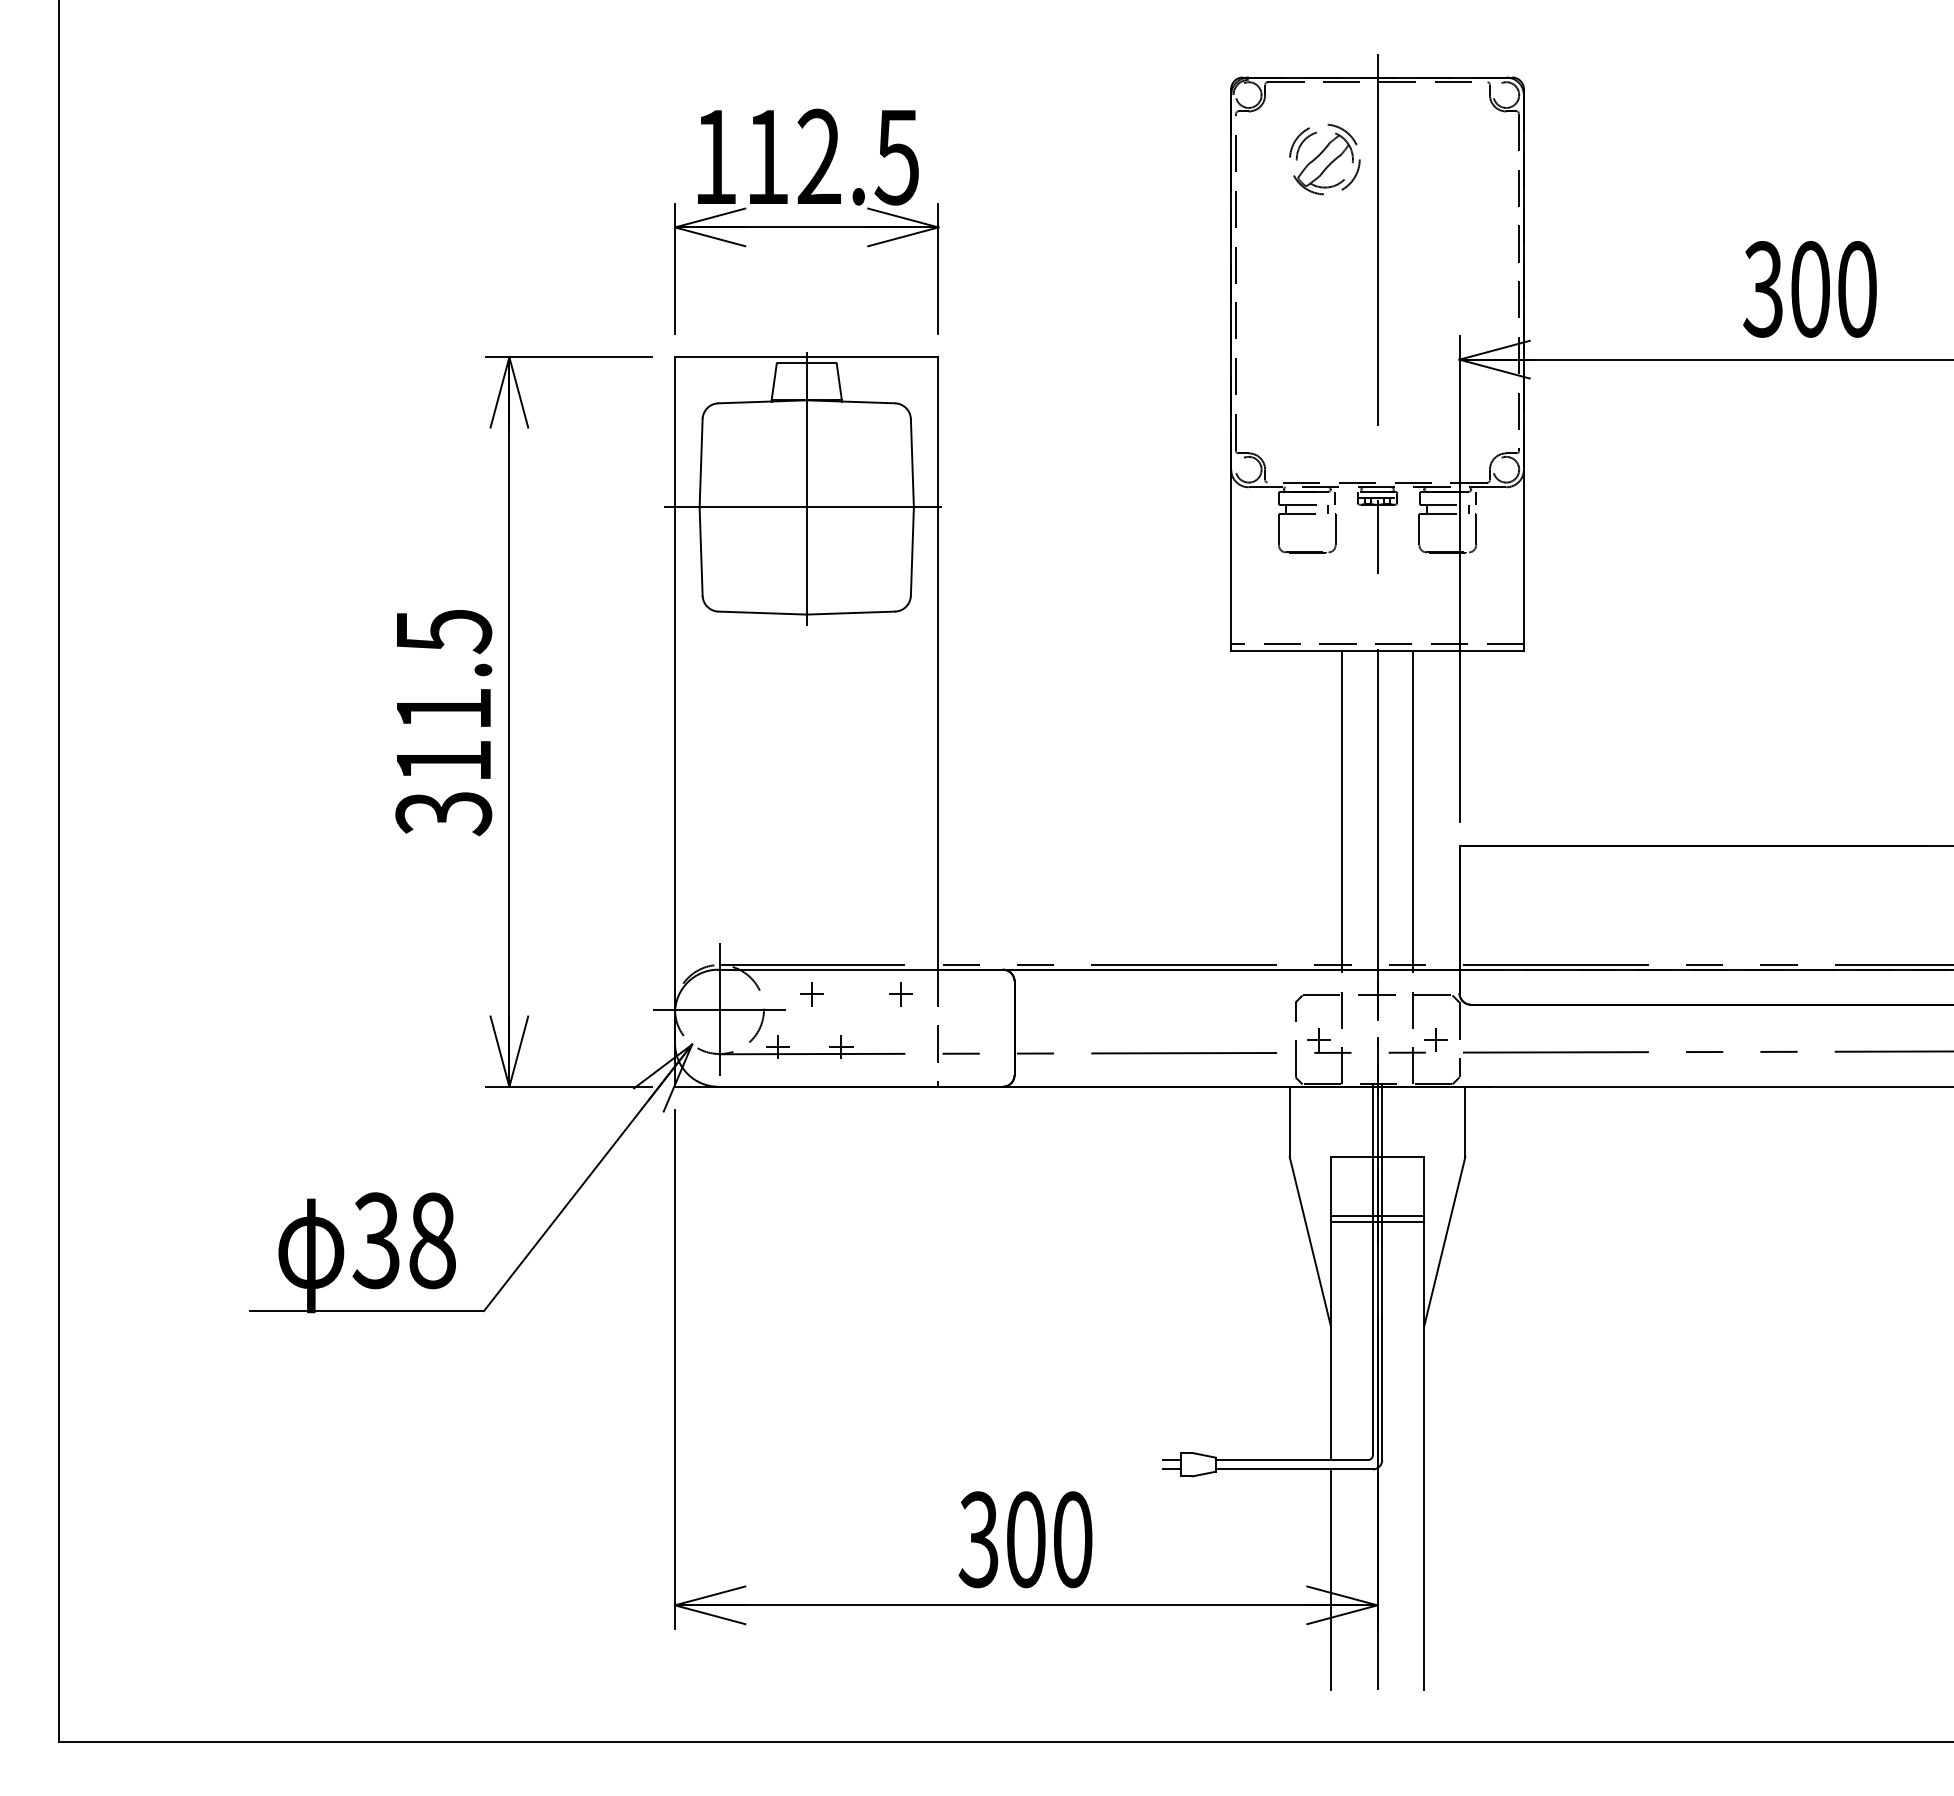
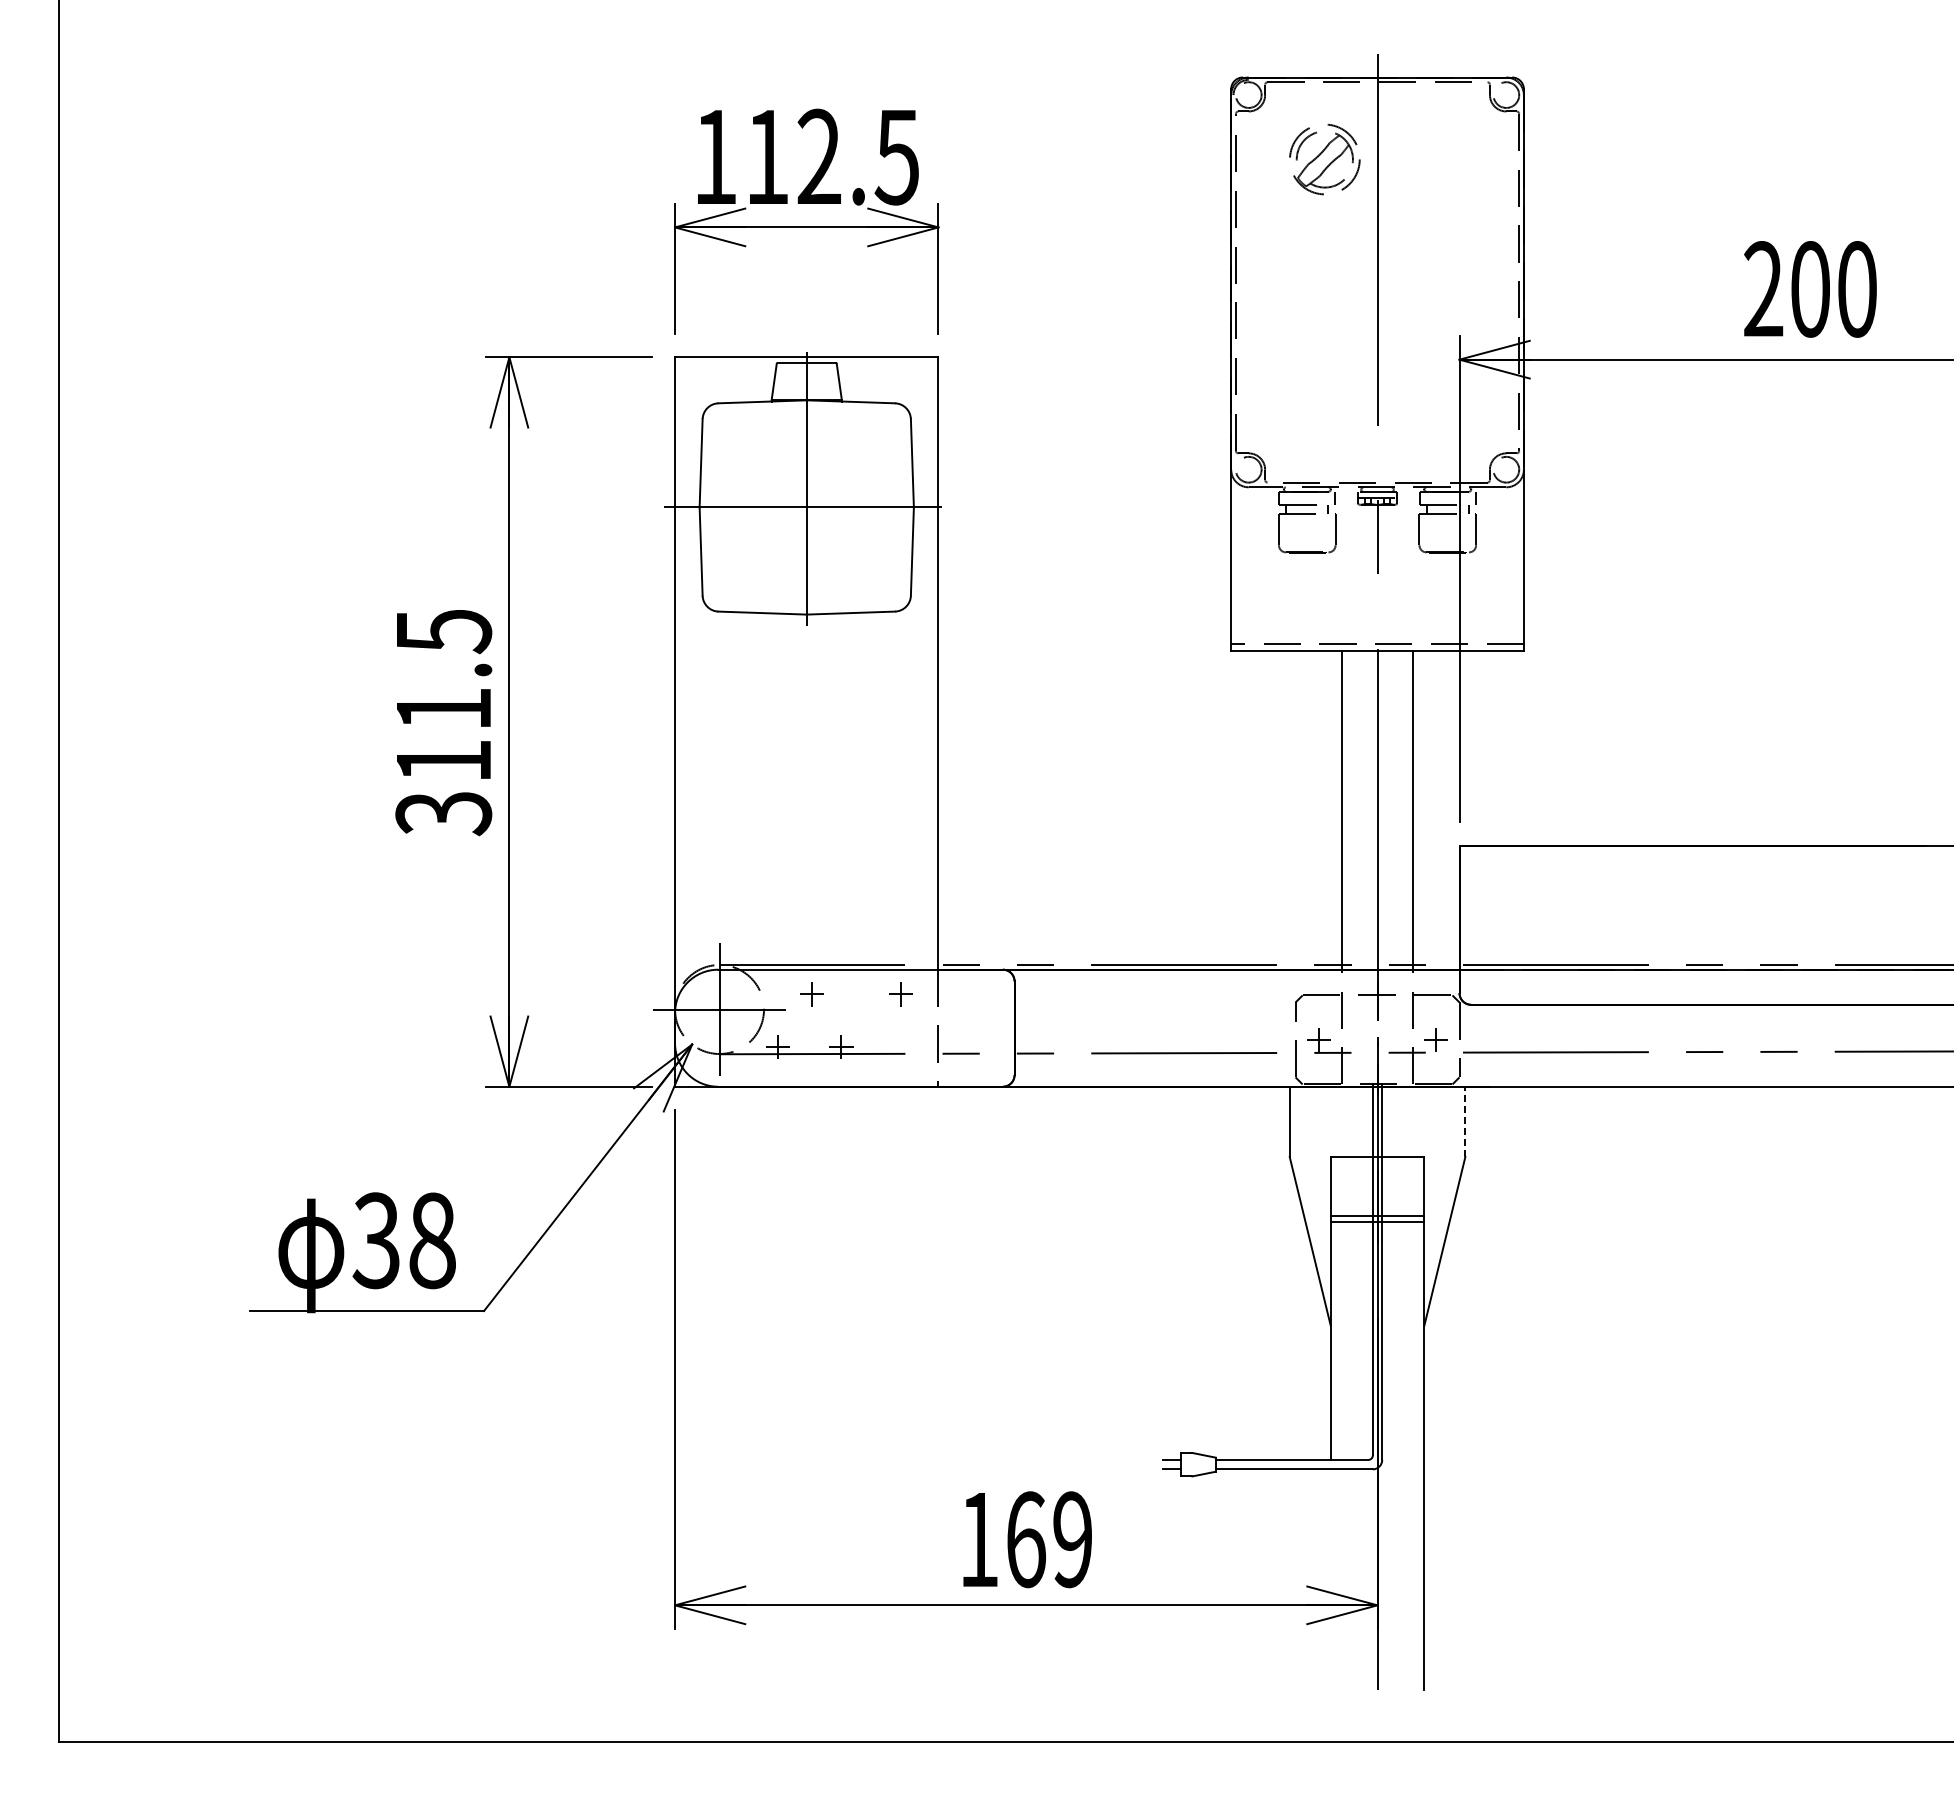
text: 300 -> 200 (1763, 289)
line: solid -> dashed (1465, 1121)
text: 300 -> 169 (1025, 1539)
line: present -> none (1330, 1579)
